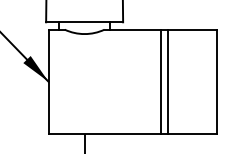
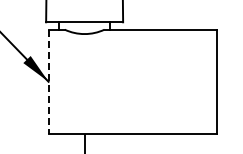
line: present -> none (161, 81)
line: present -> none (167, 81)
line: solid -> dashed (48, 82)
